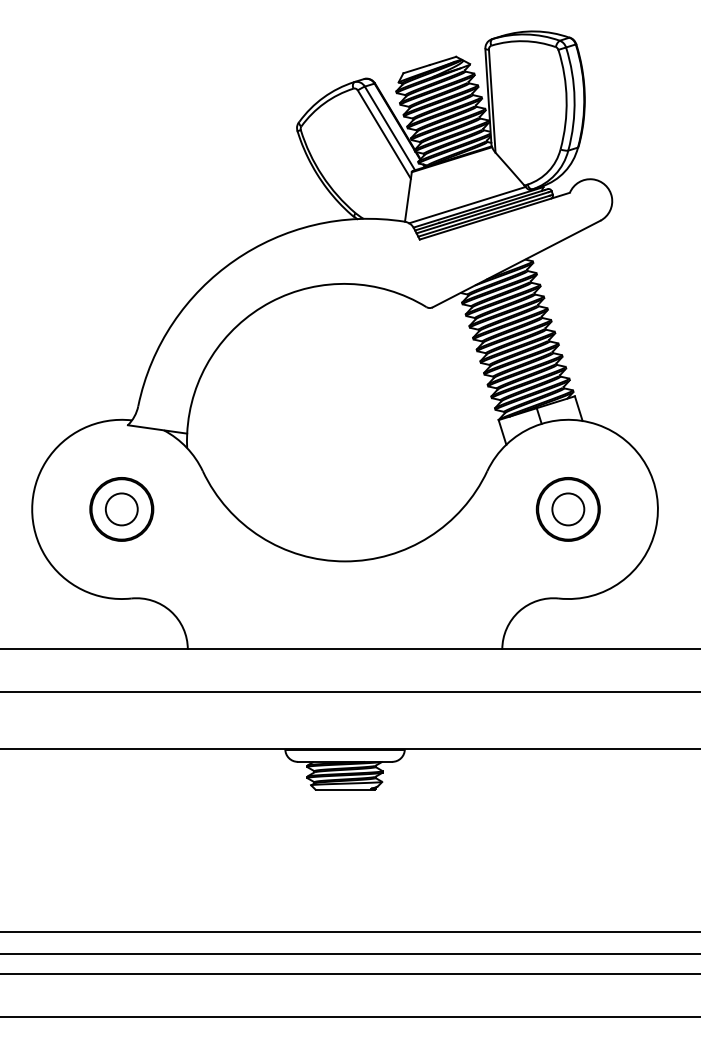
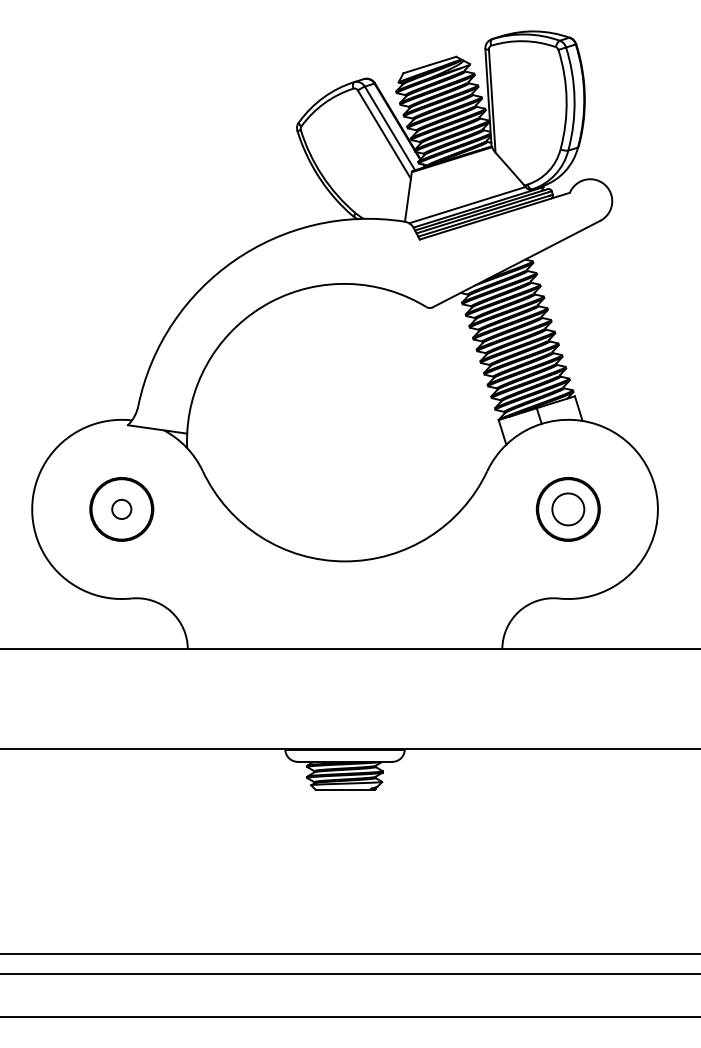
circle diameter: 32 px -> 19 px (121, 509)
line: present -> none (349, 691)
line: present -> none (349, 931)
